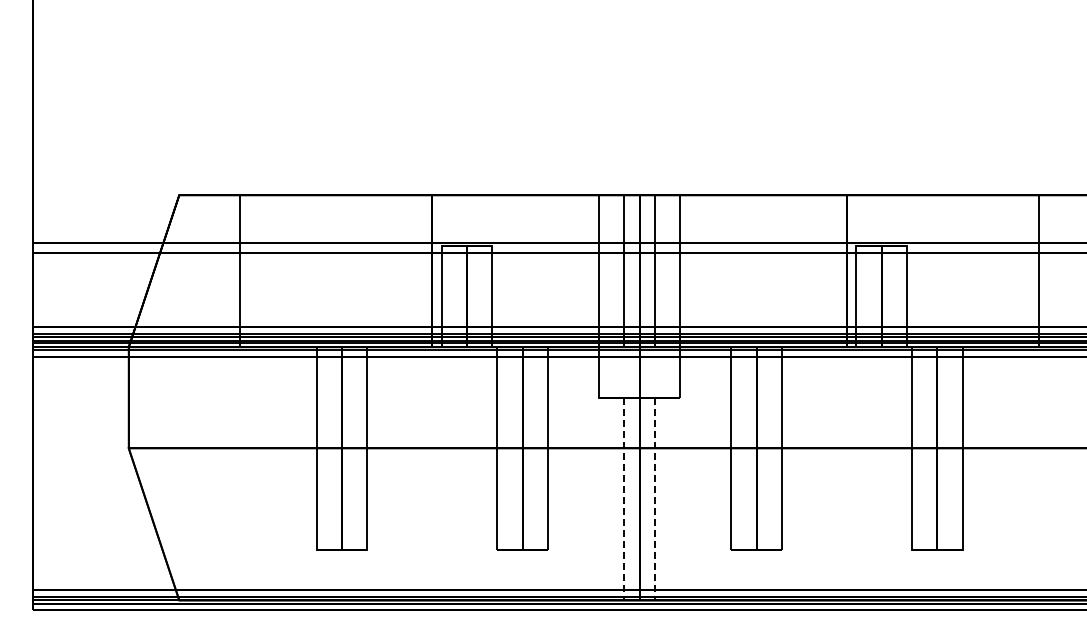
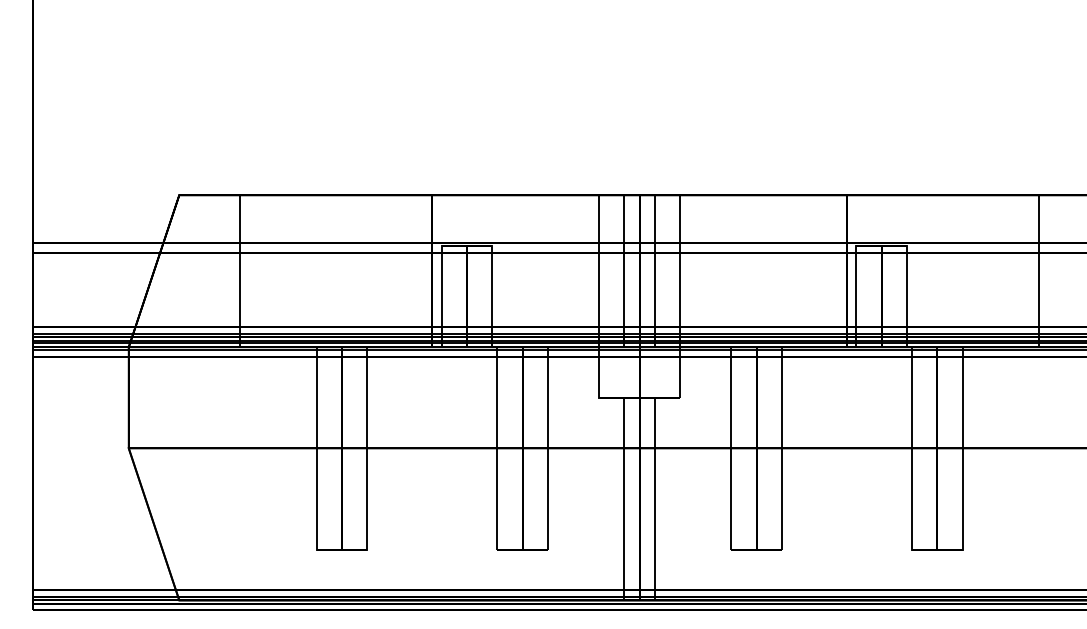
line: dashed -> solid (624, 499)
line: dashed -> solid (654, 499)
